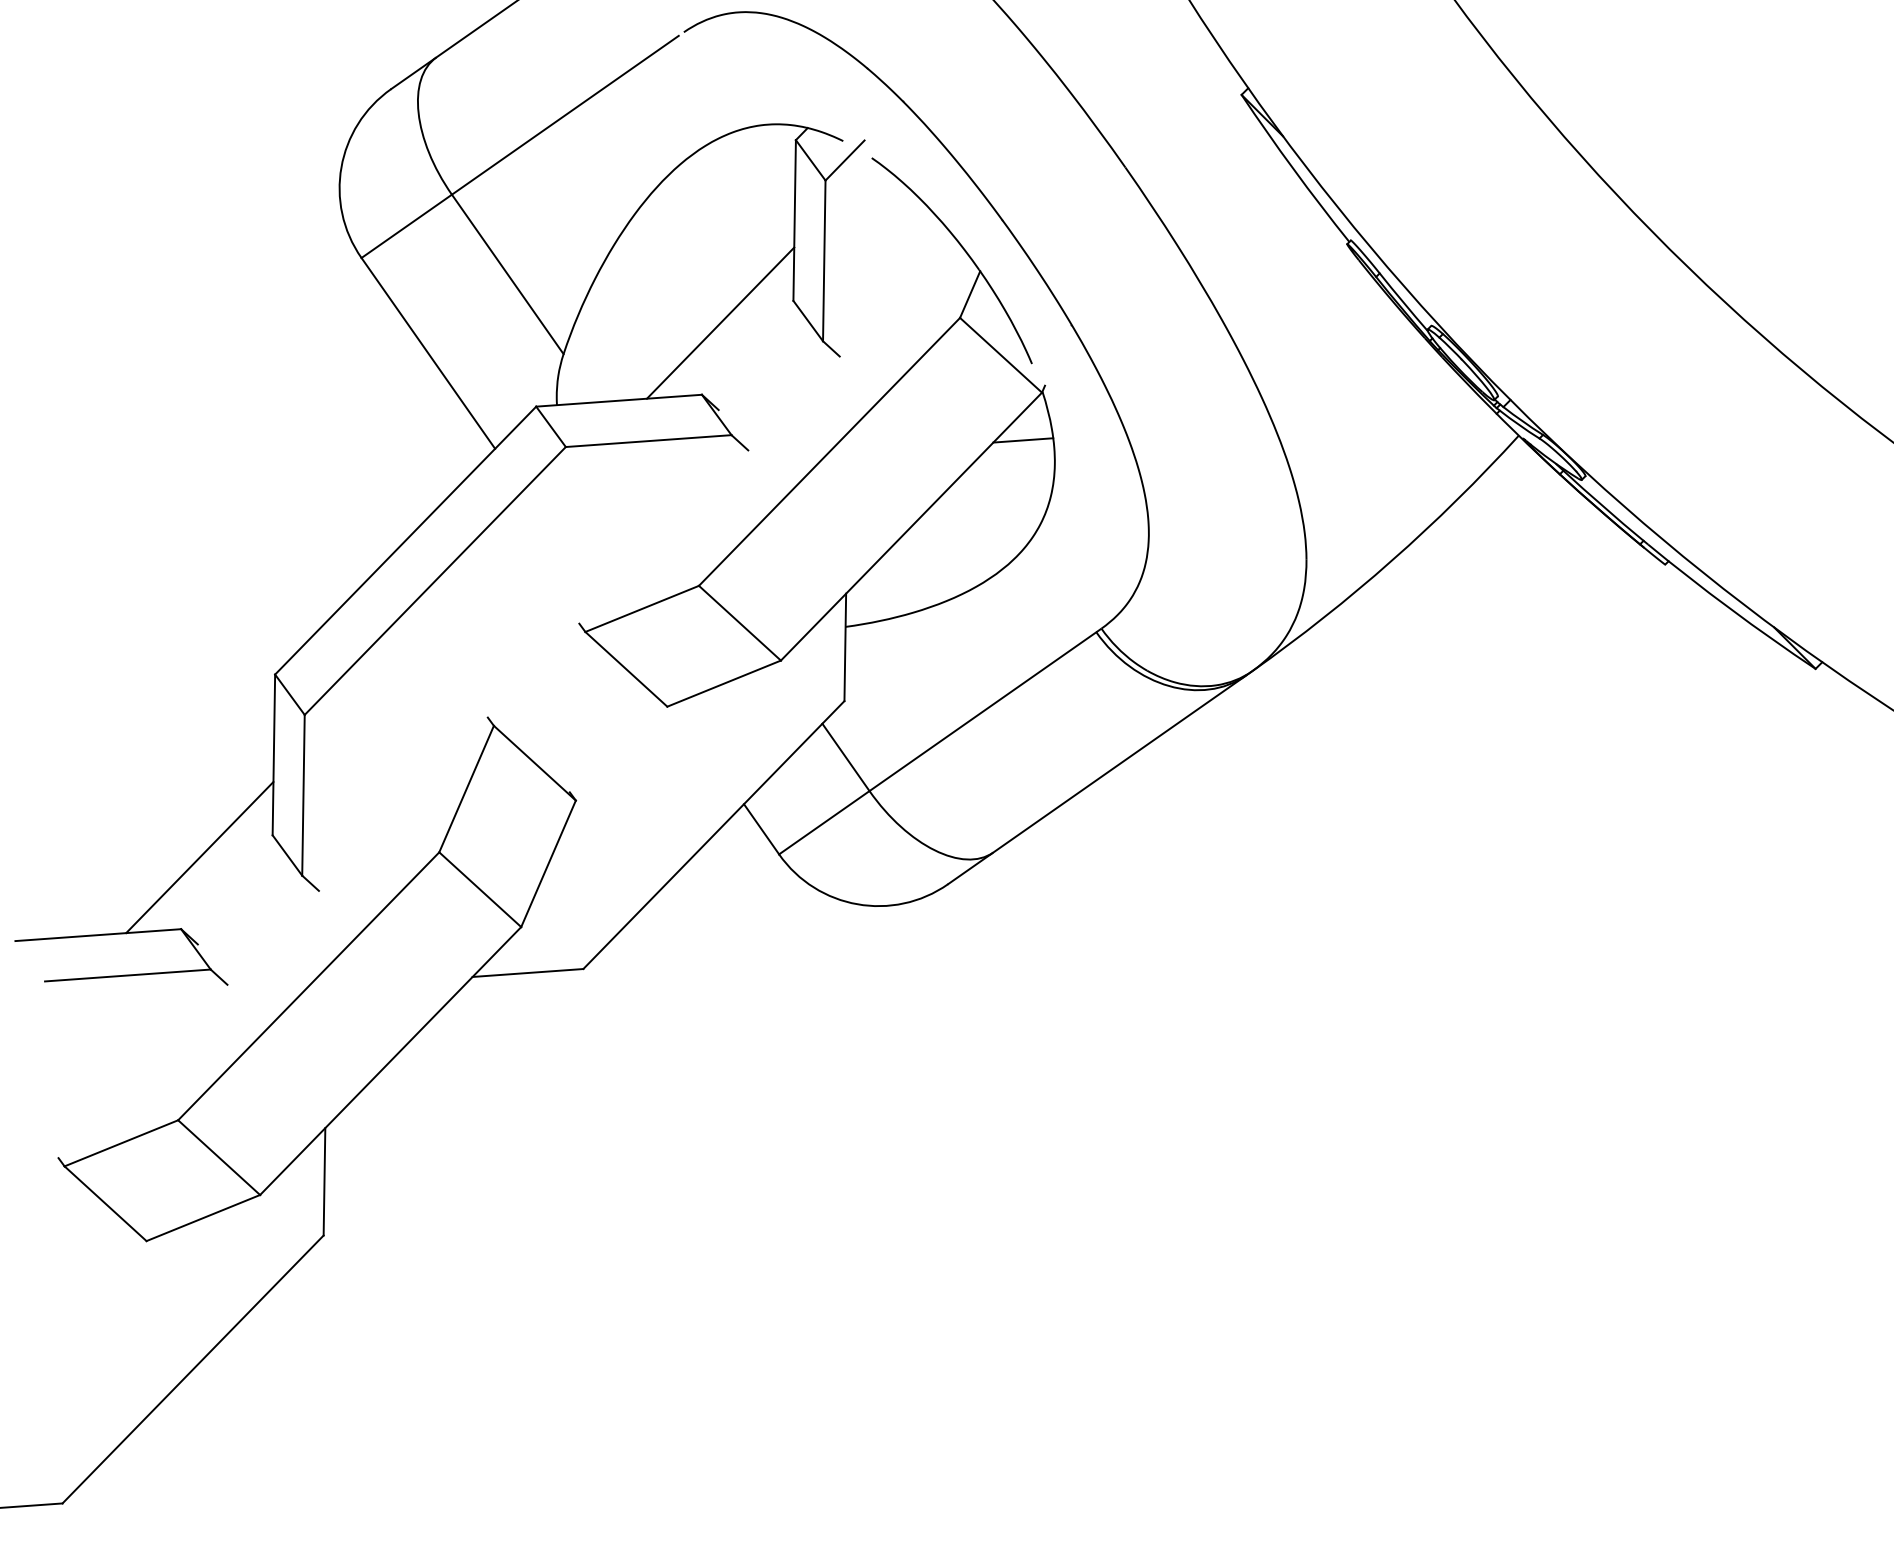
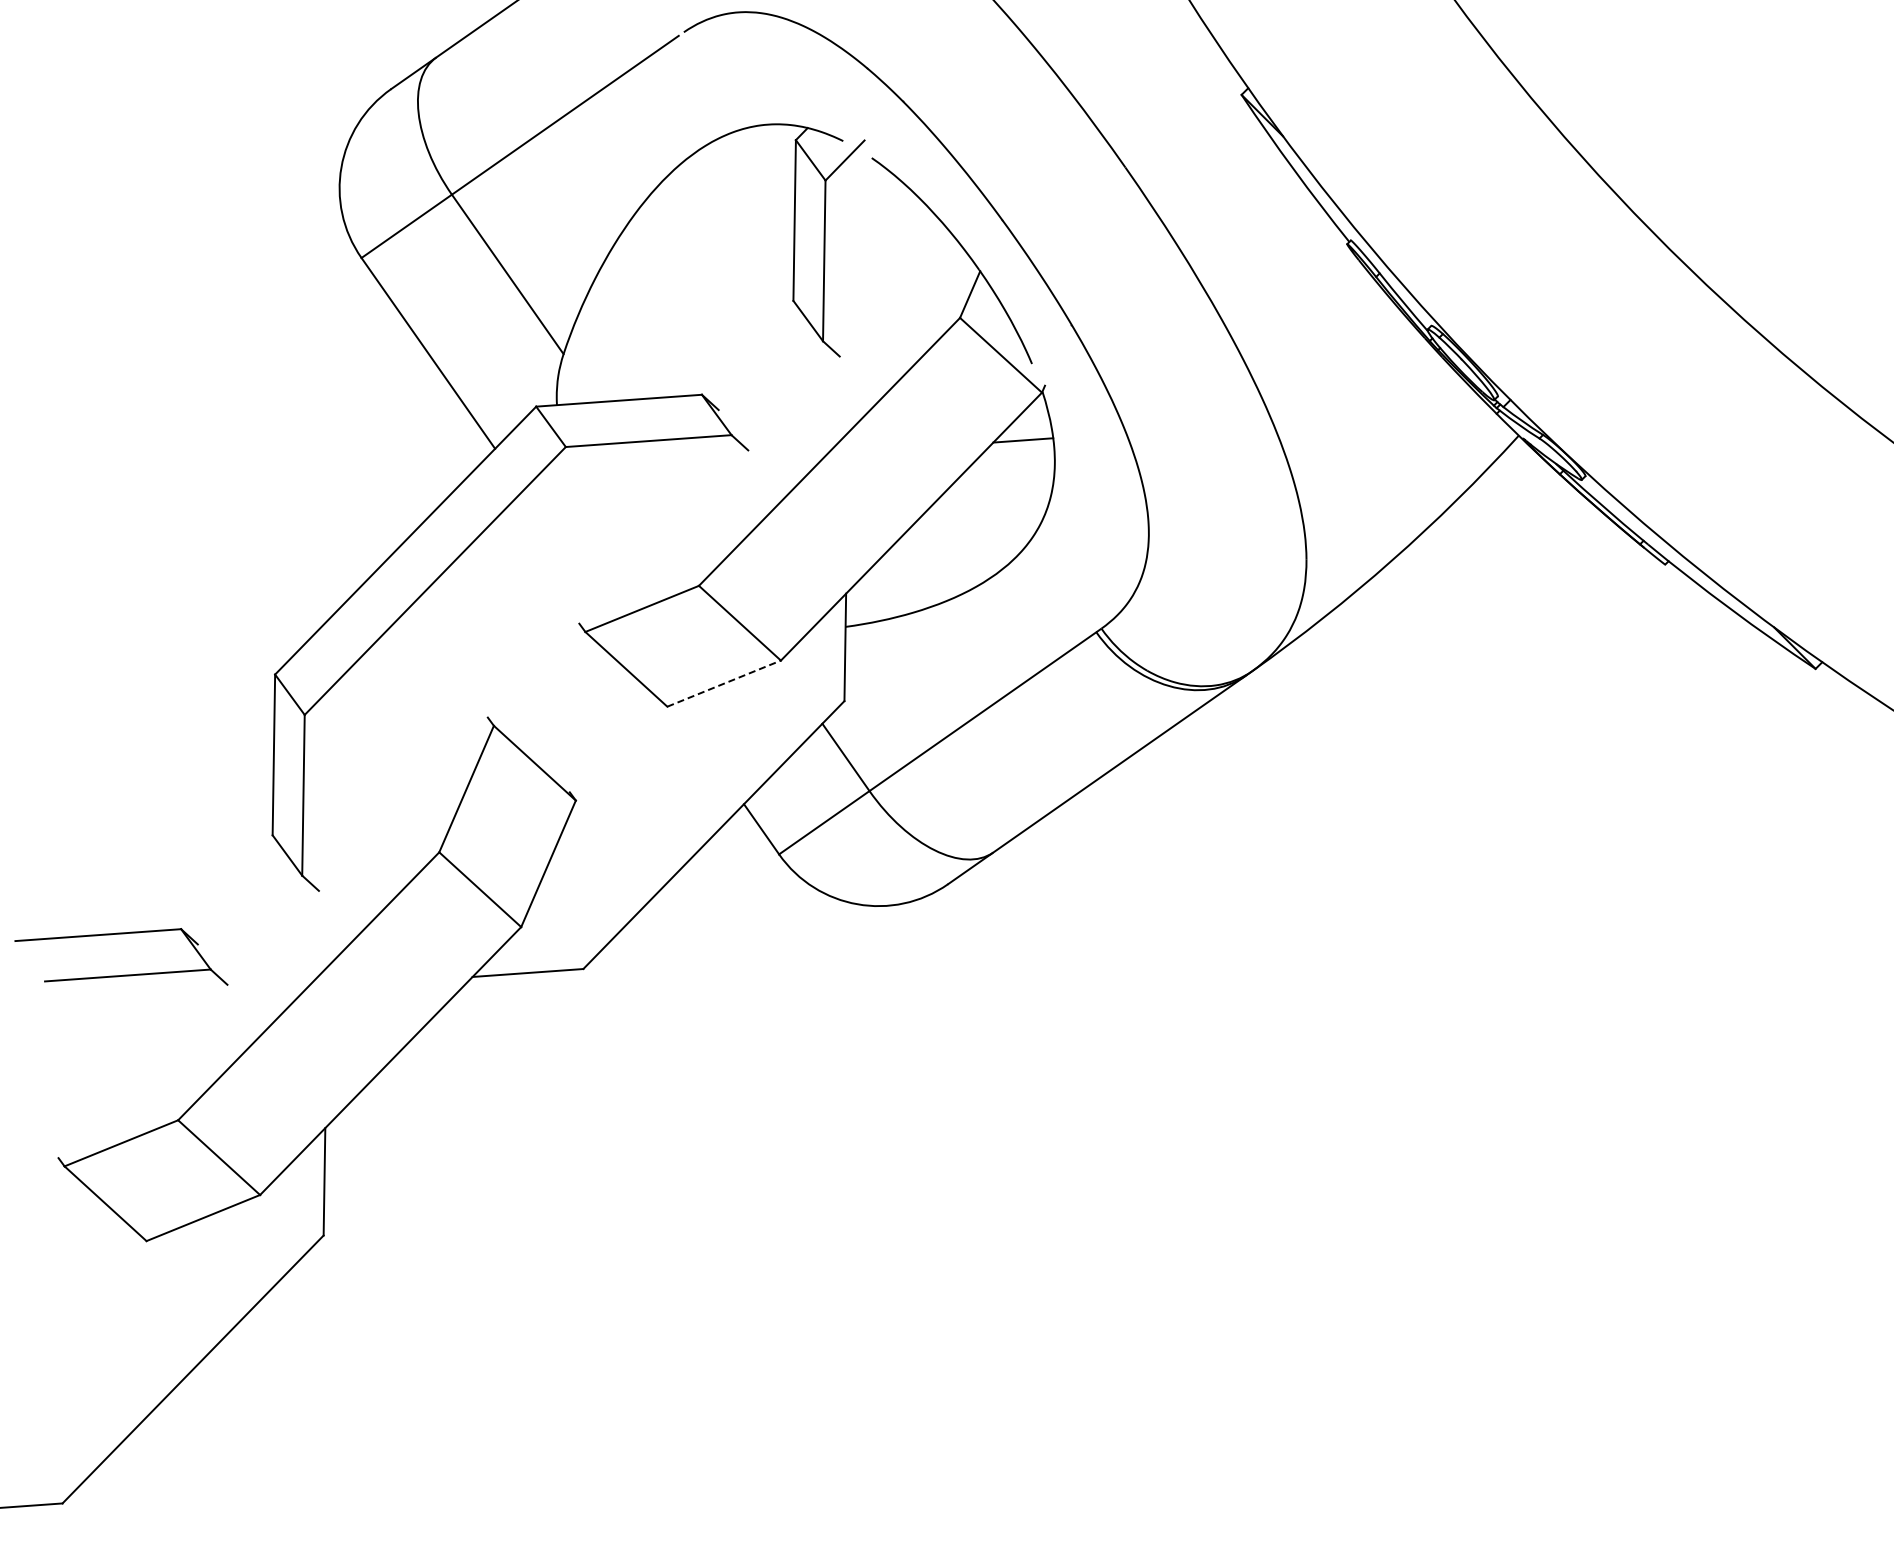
line: present -> none (720, 322)
line: solid -> dashed (724, 683)
line: present -> none (199, 857)
